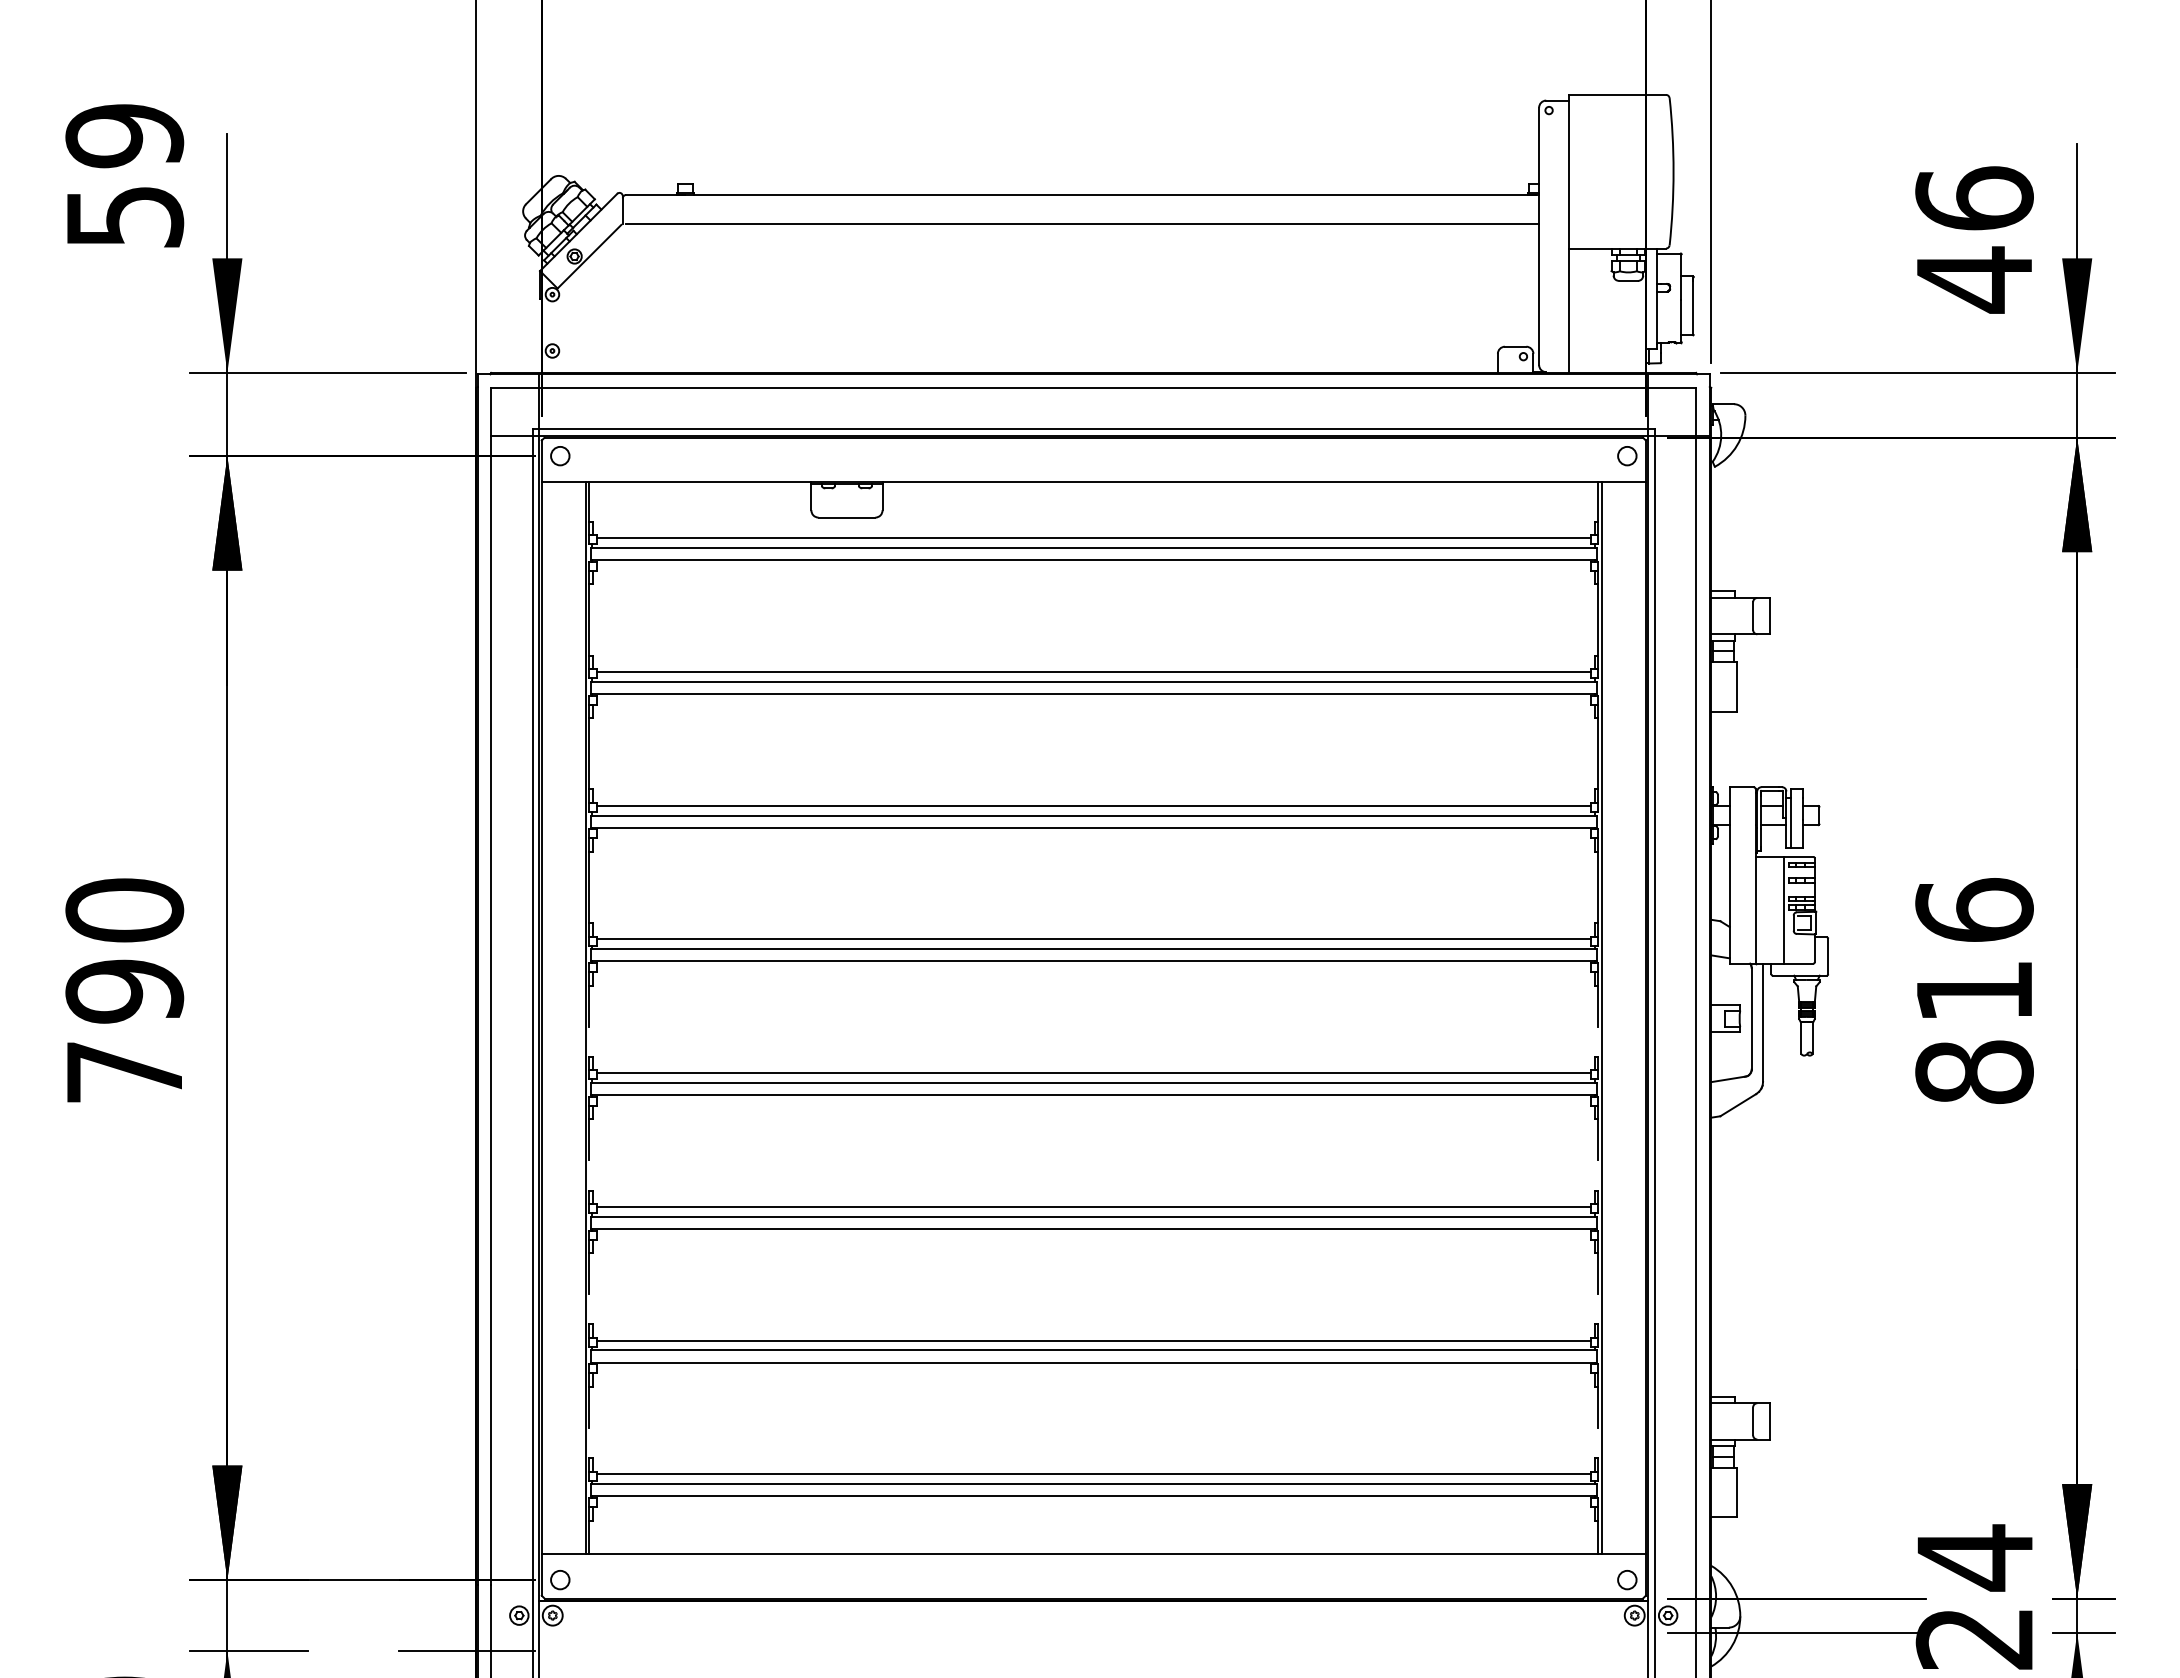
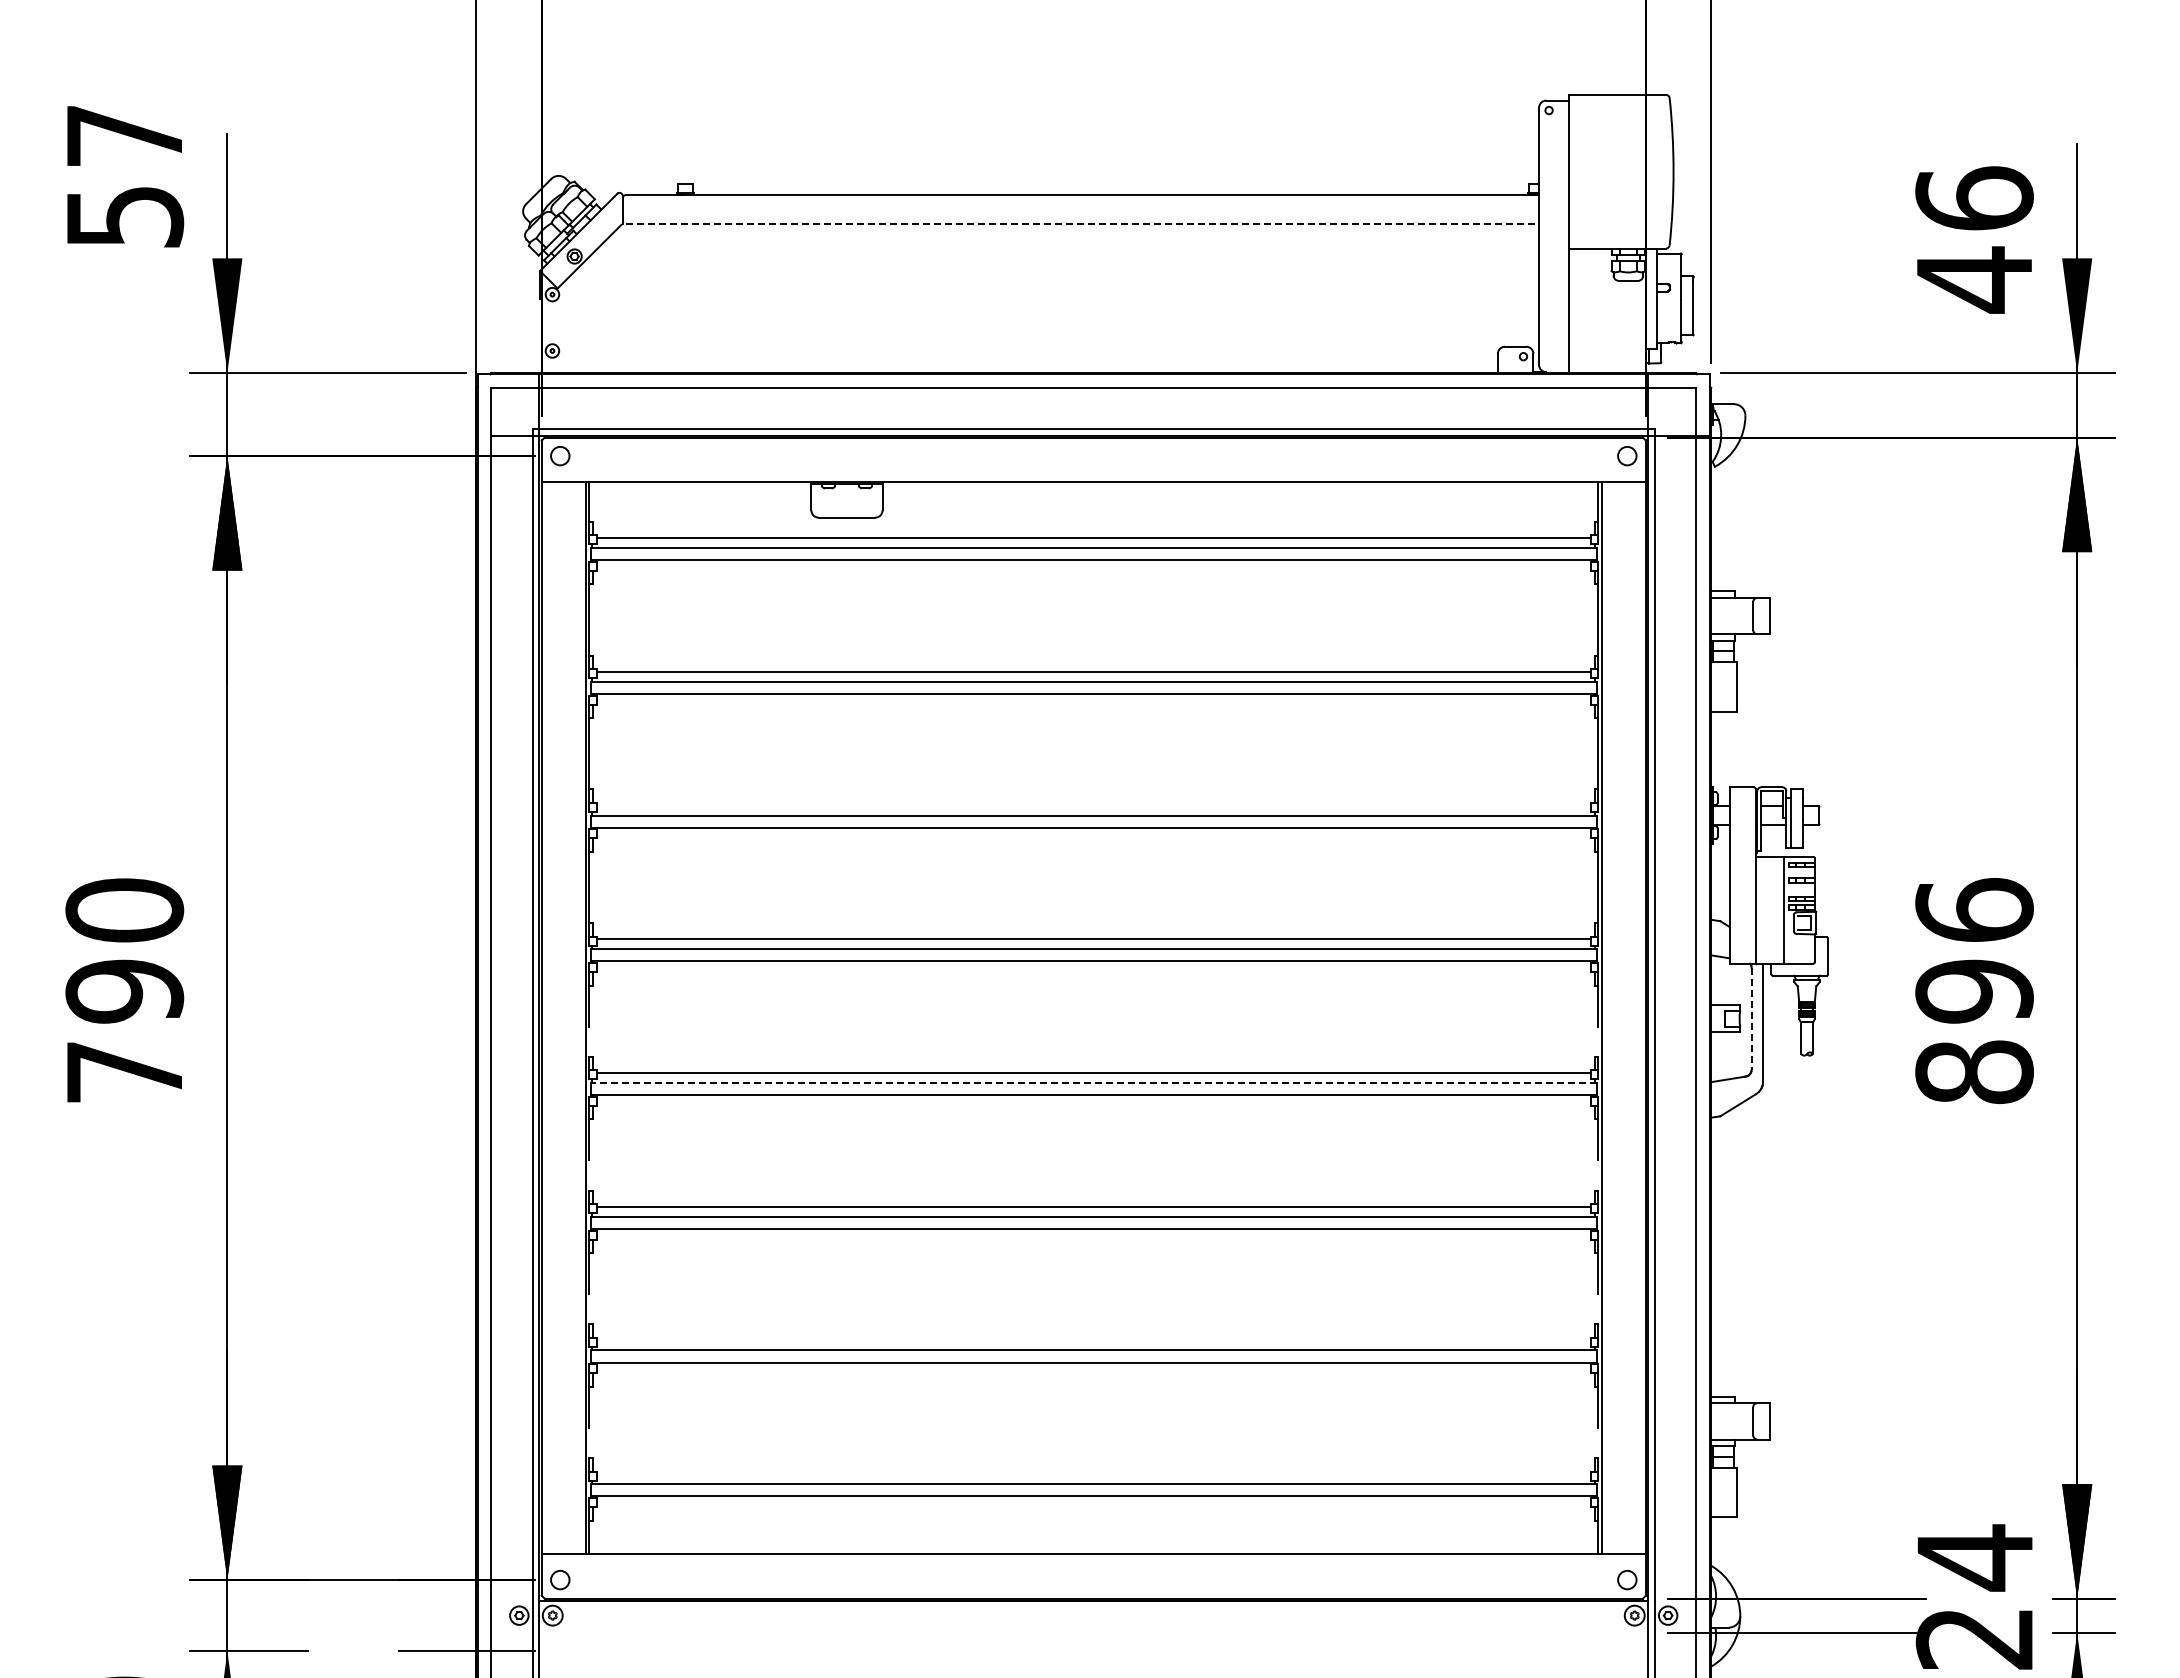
text: 59 -> 57 (124, 136)
line: solid -> dashed (1083, 223)
line: present -> none (1093, 805)
text: 816 -> 896 (1974, 991)
line: solid -> dashed (1751, 1018)
line: solid -> dashed (1093, 1082)
line: present -> none (1093, 1340)
line: present -> none (1093, 1474)
